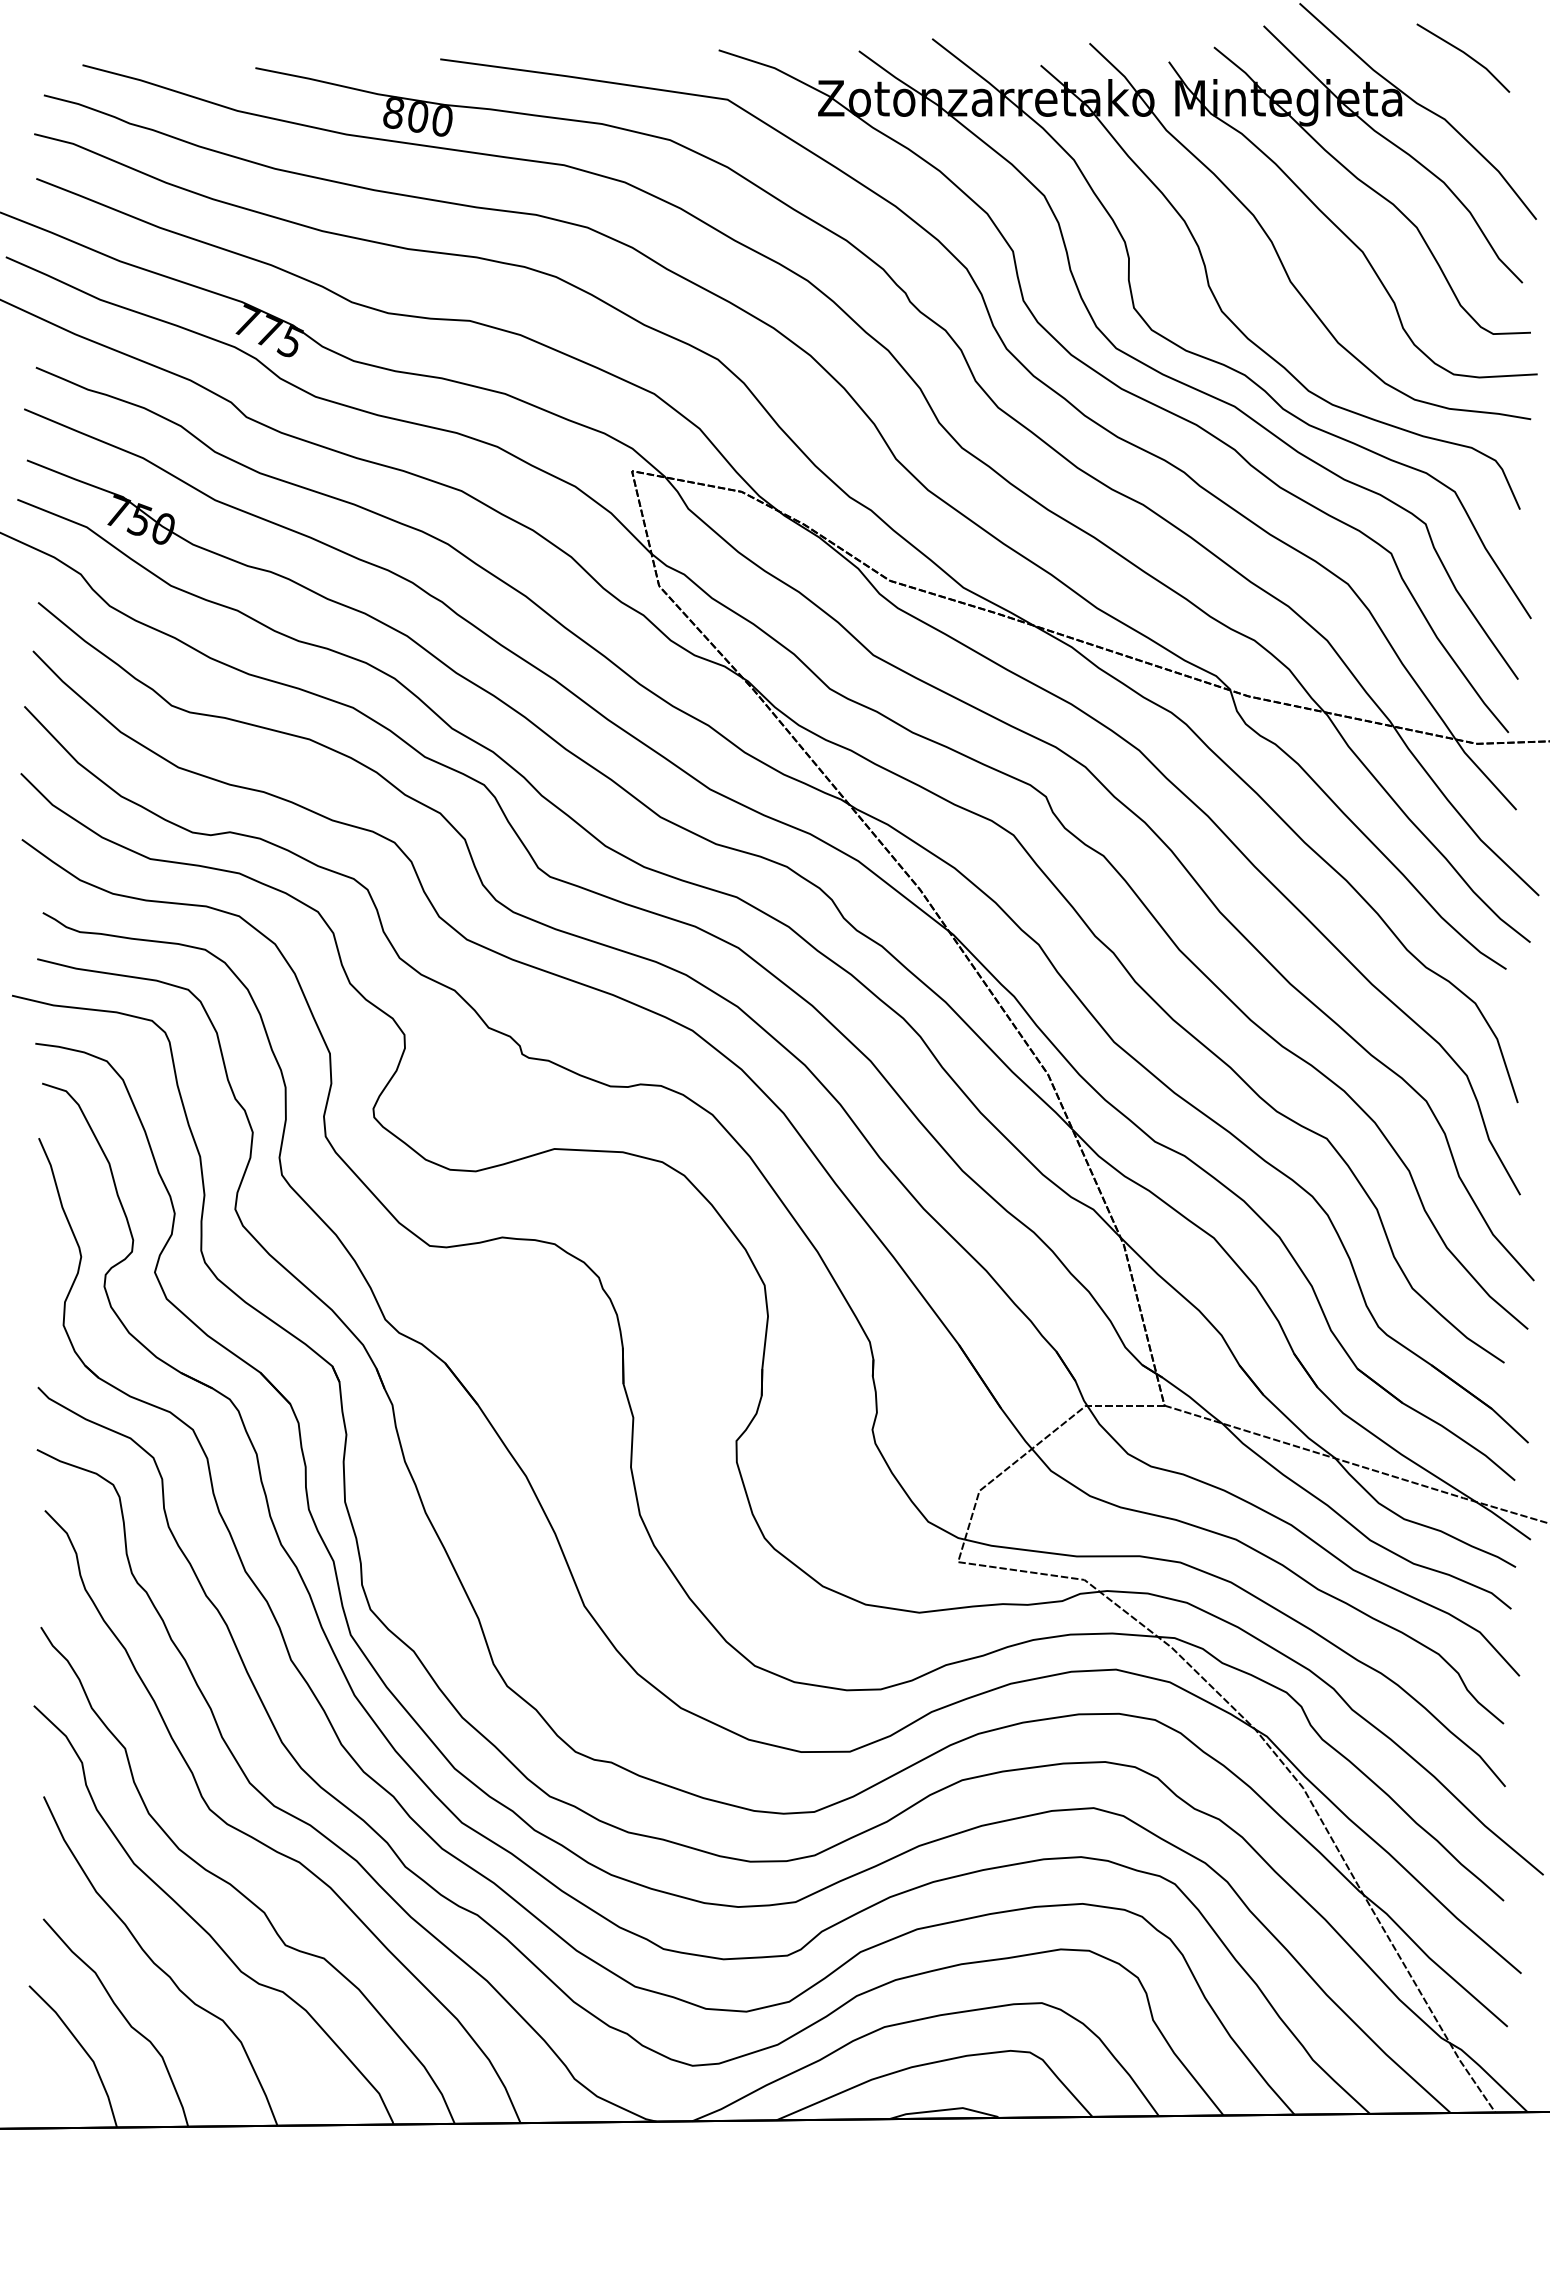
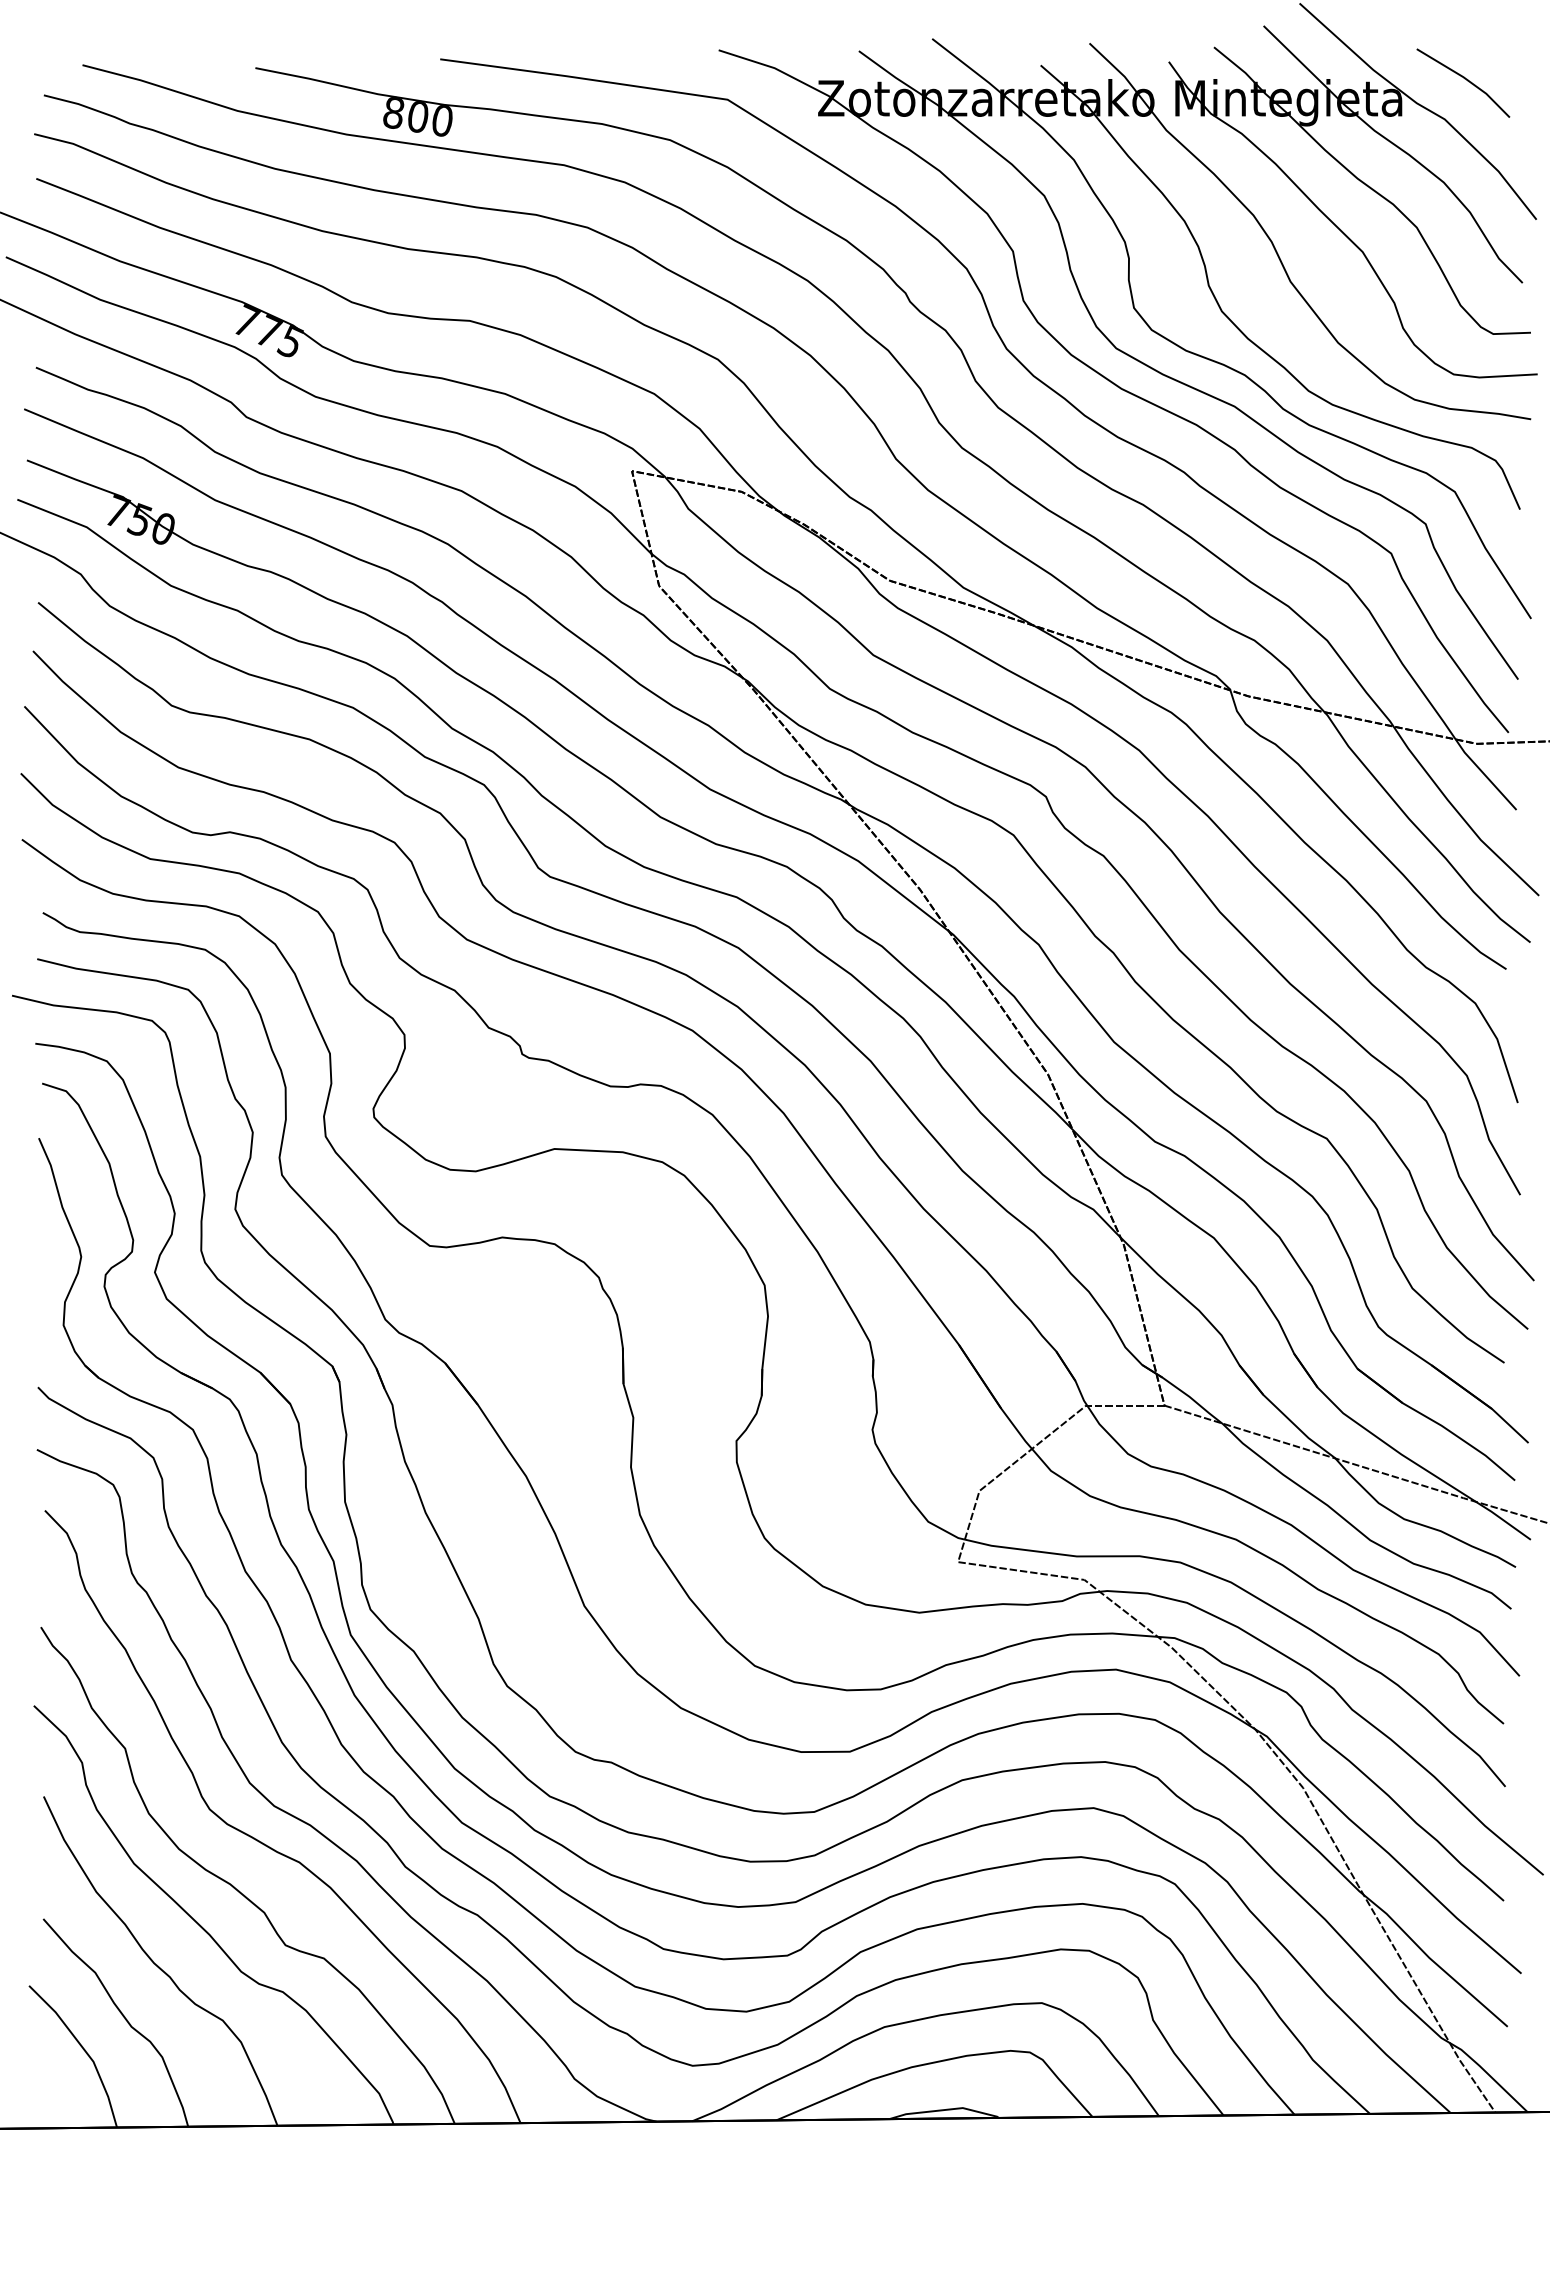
line position: (1464, 54) -> (1464, 79) (1464, 79)
